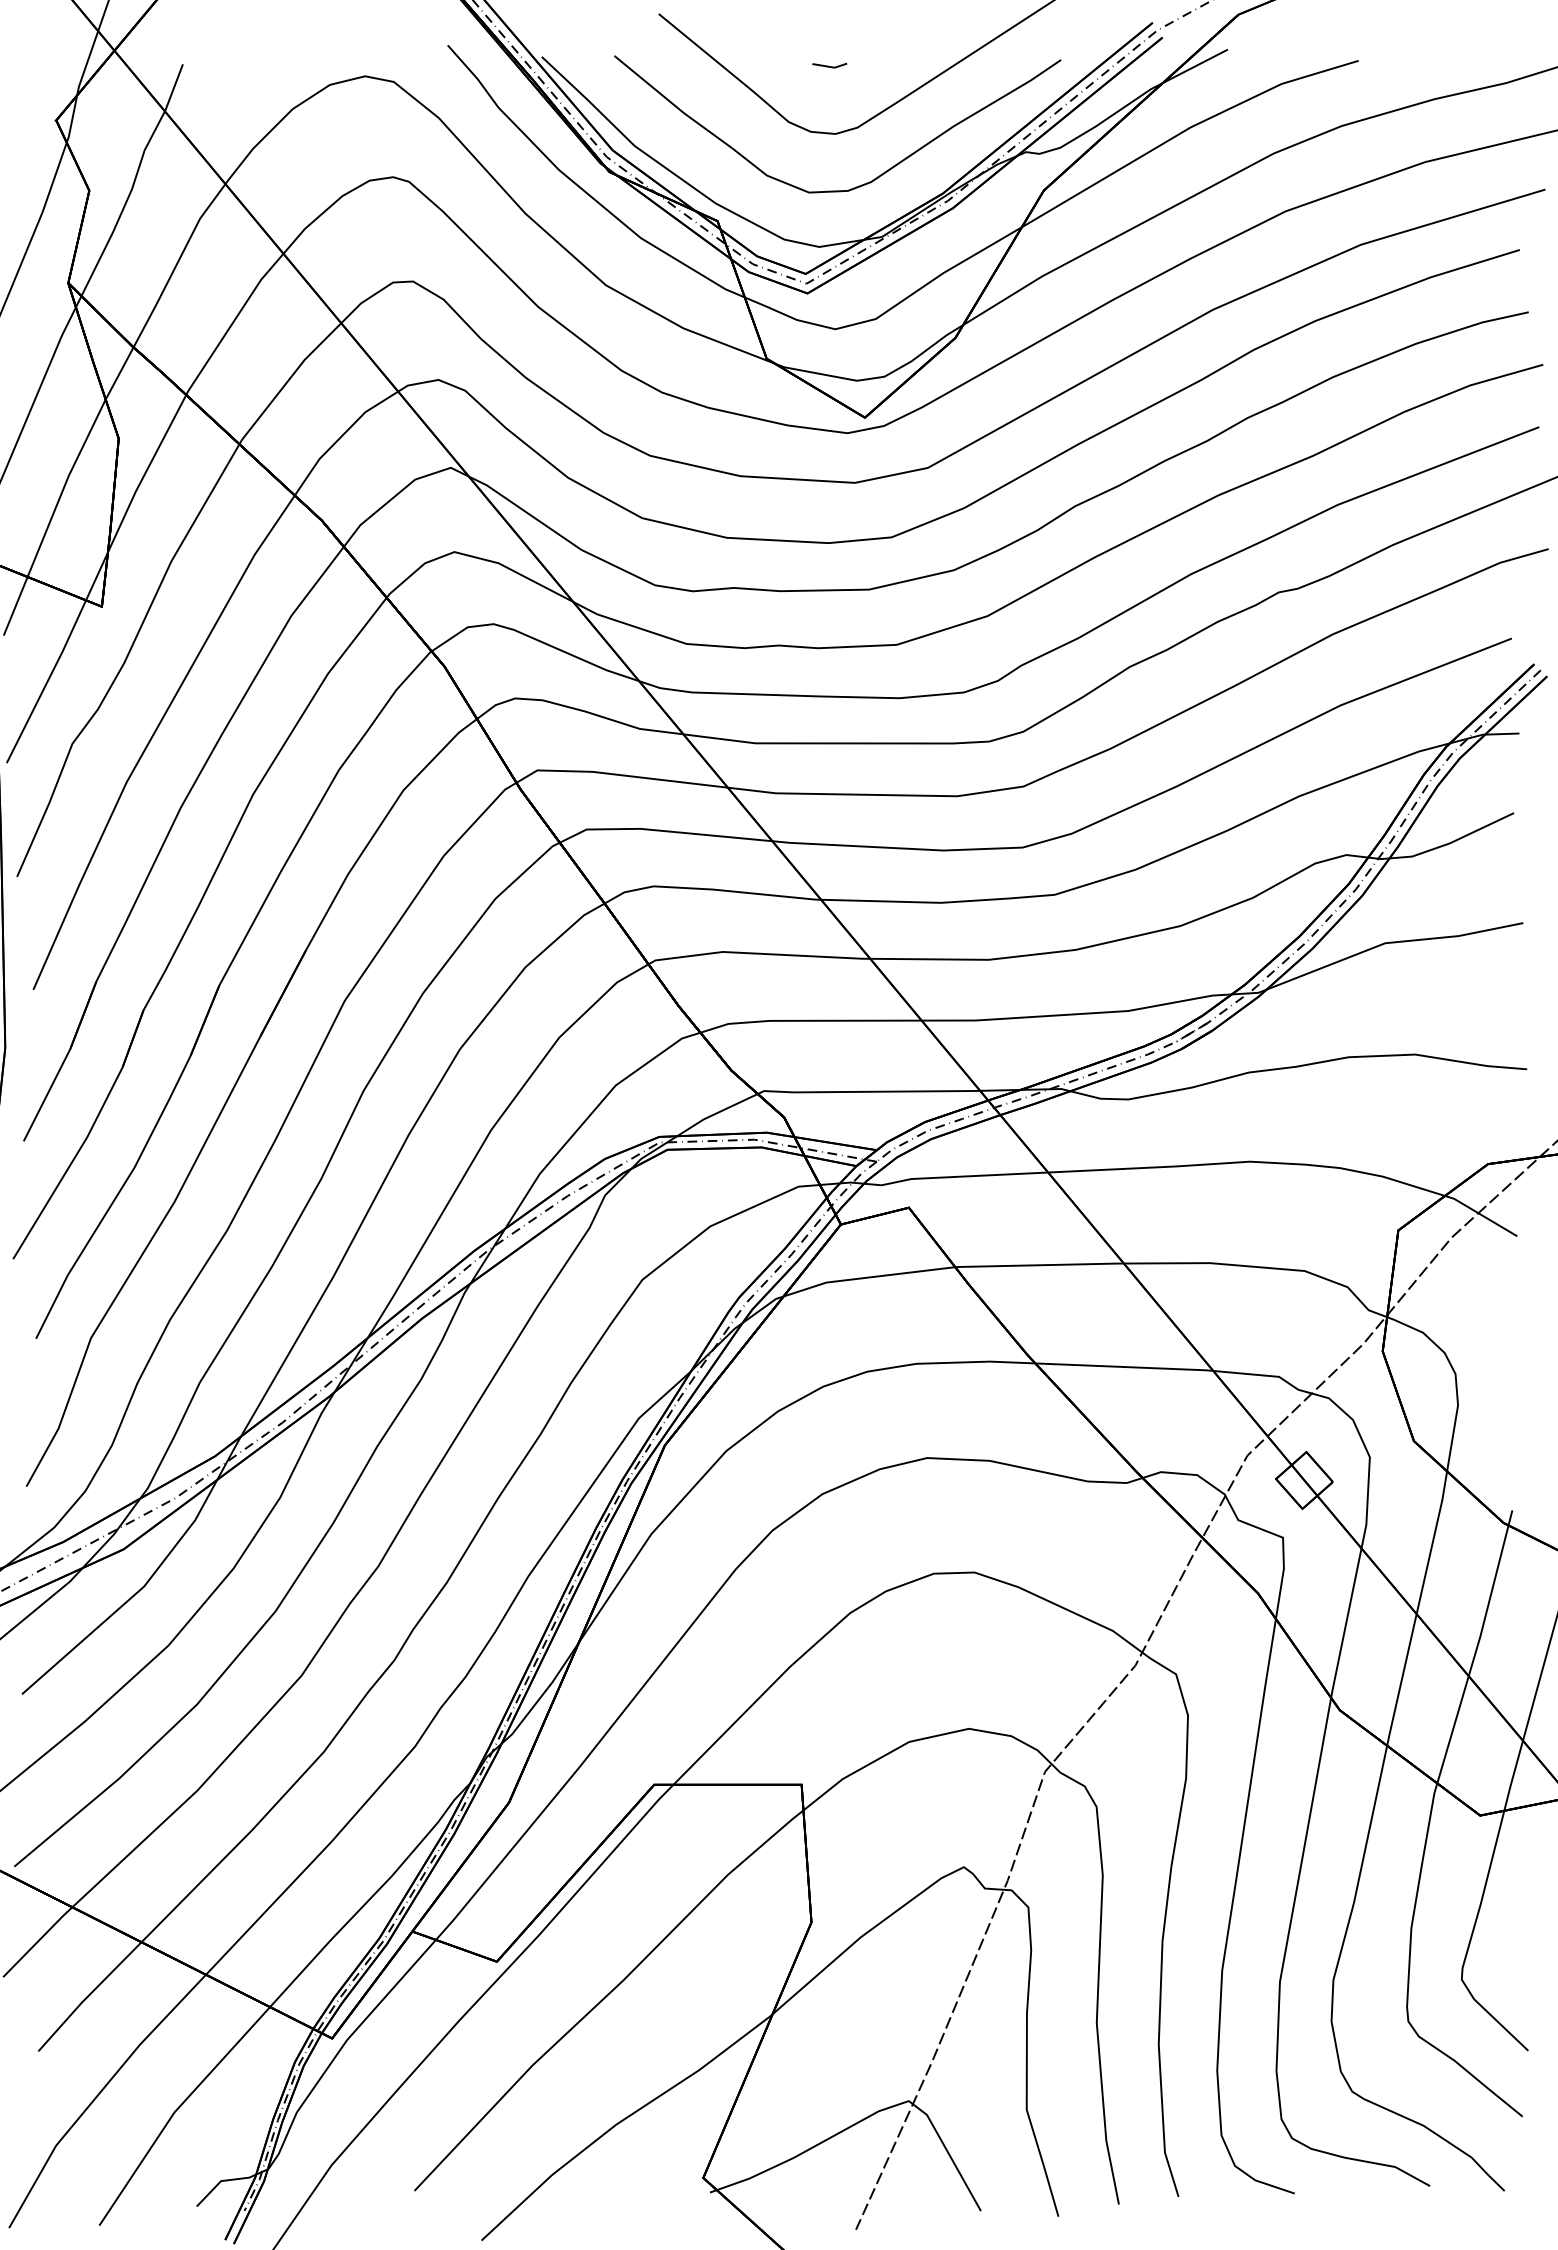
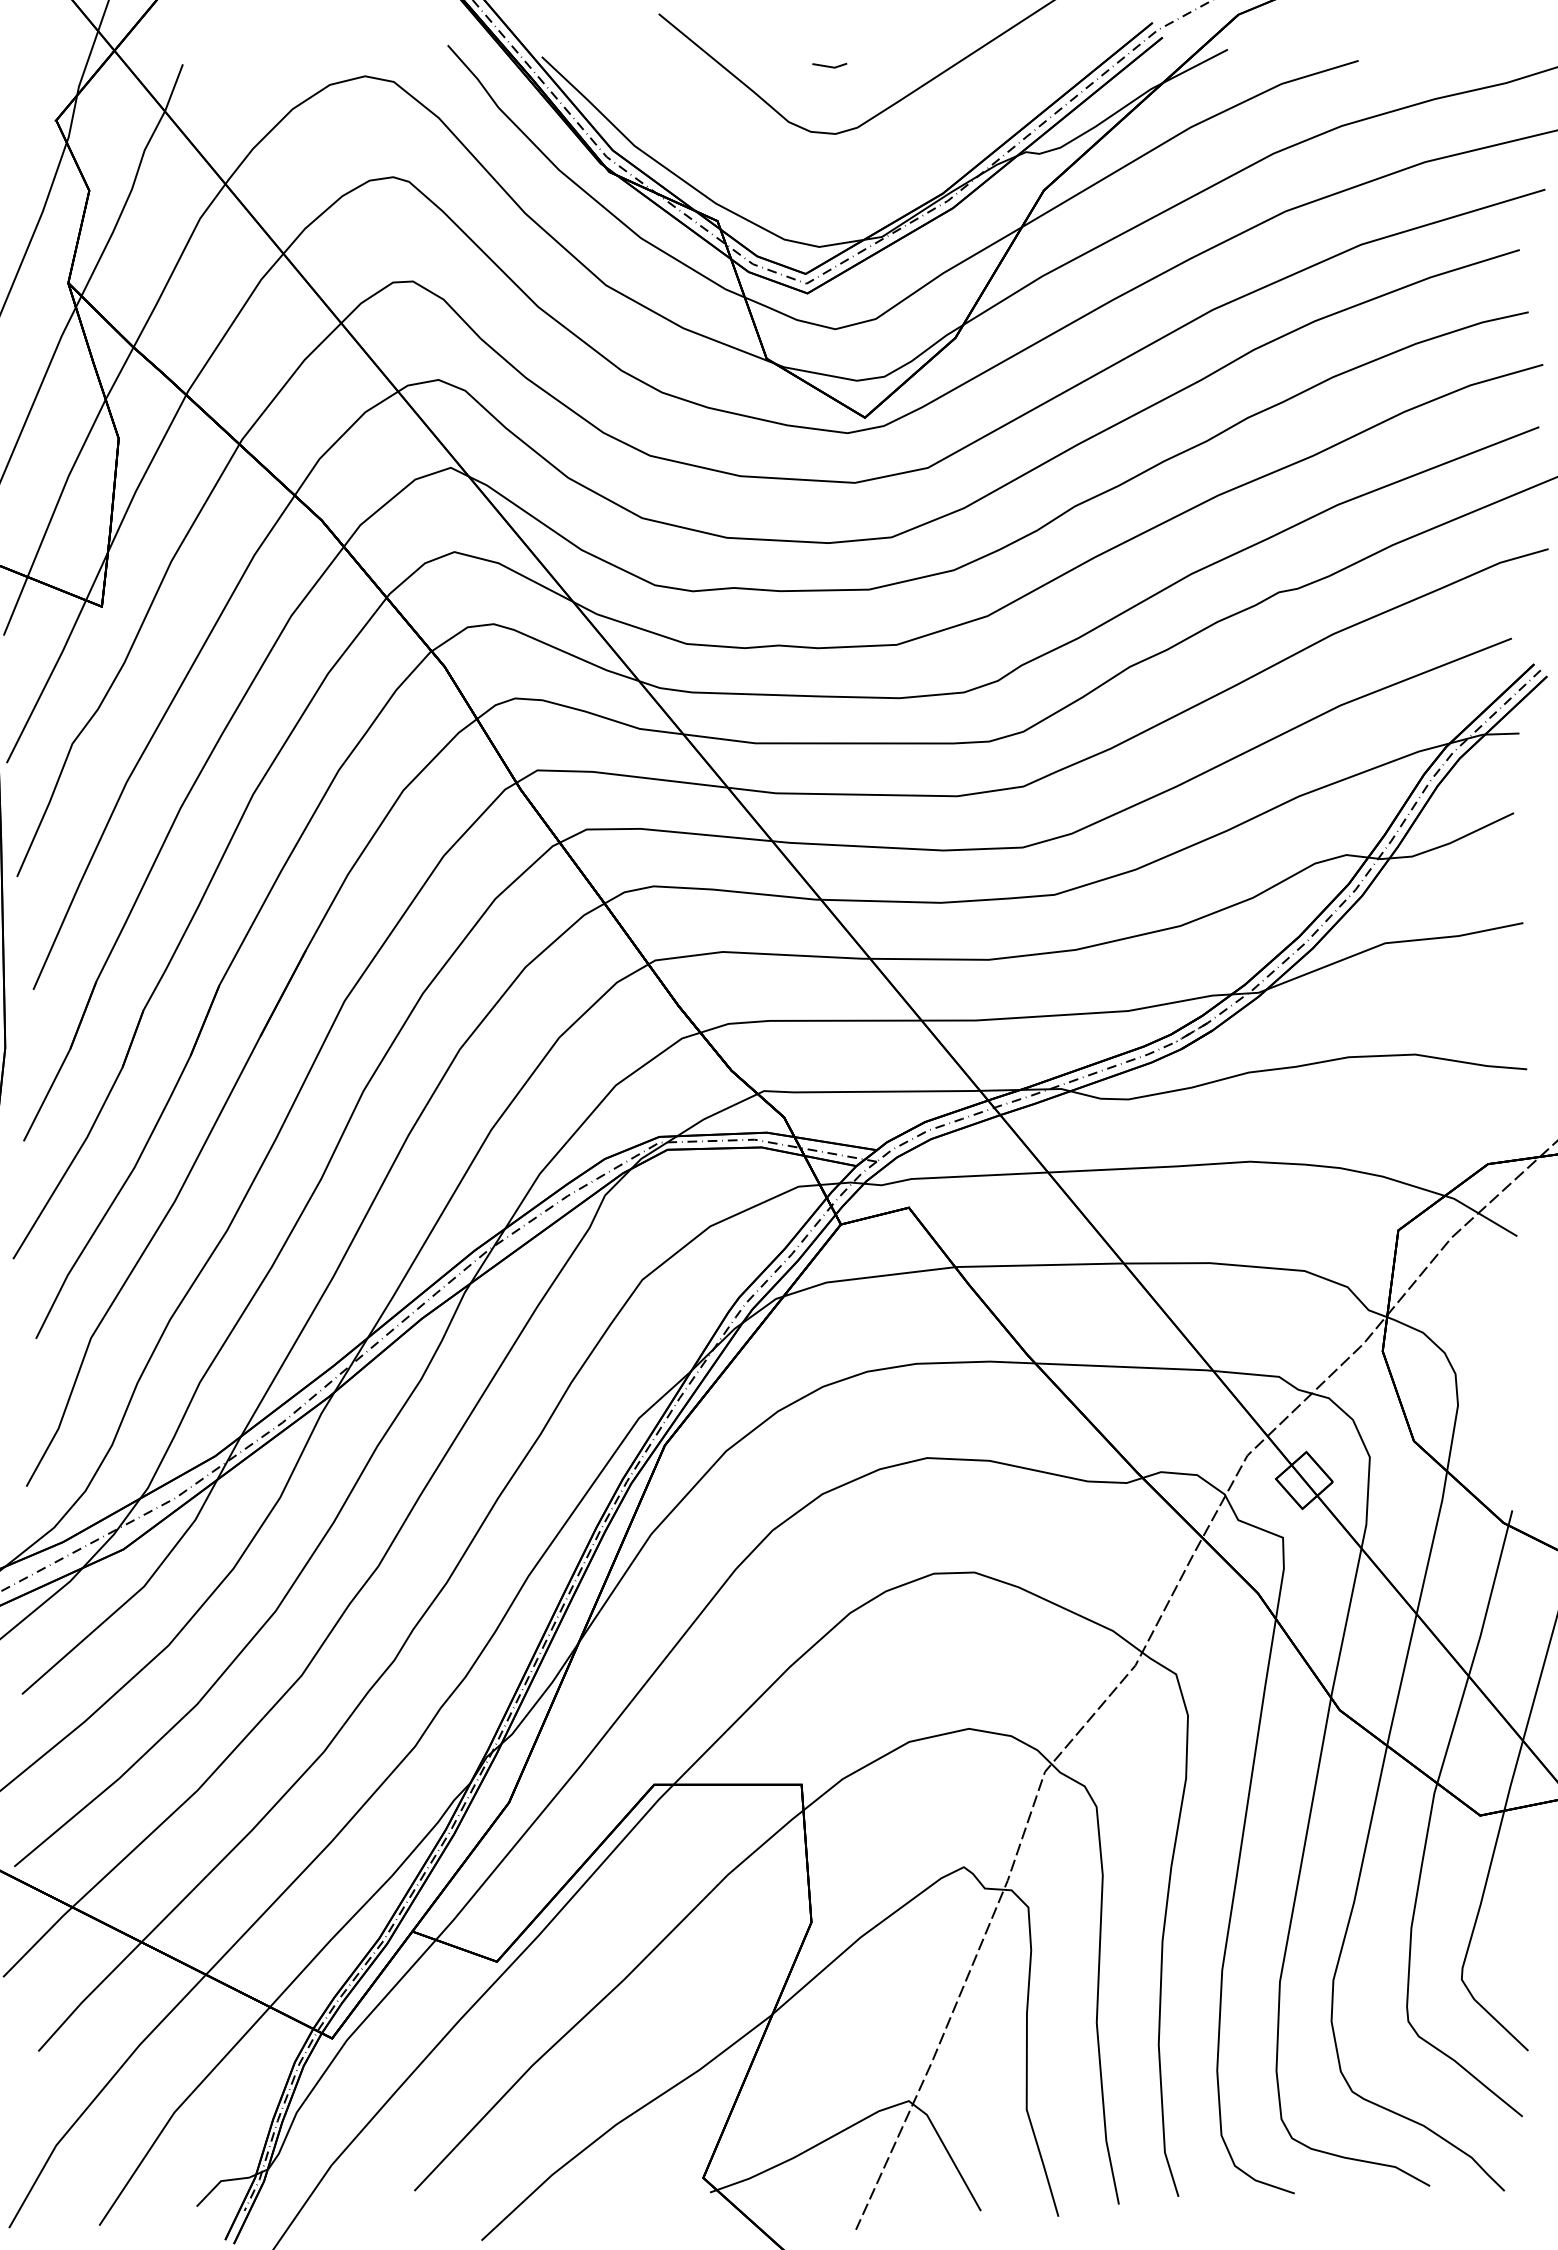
curve: present -> none (858, 185)
